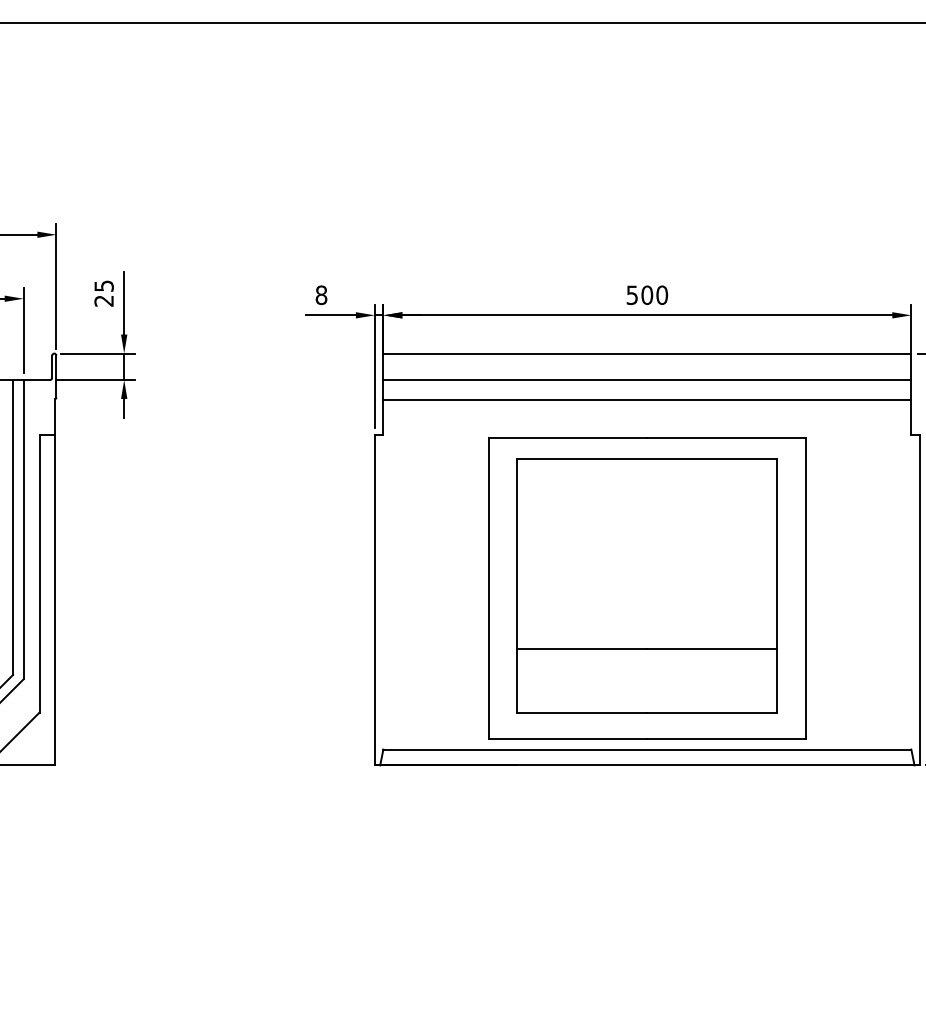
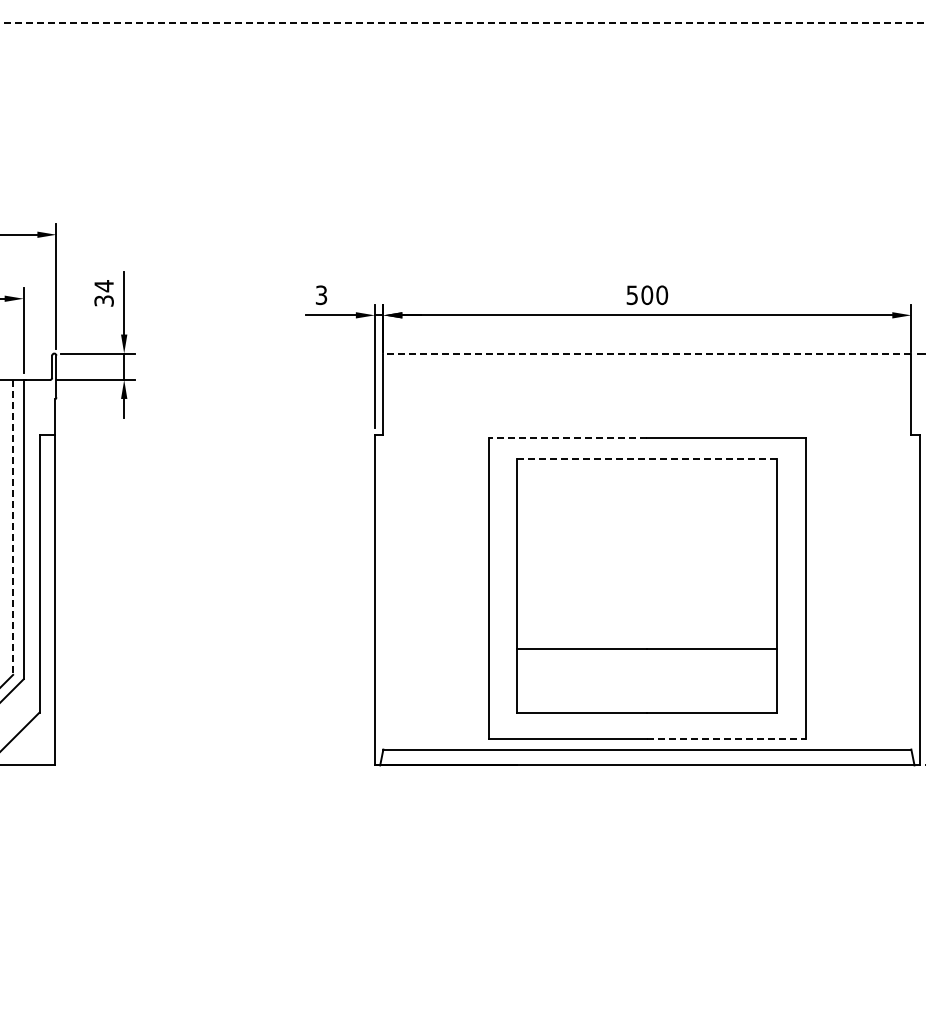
line: solid -> dashed (463, 23)
text: 25 -> 34 (103, 293)
text: 8 -> 3 (321, 294)
line: solid -> dashed (647, 353)
line: present -> none (647, 379)
line: present -> none (647, 399)
line: solid -> dashed (567, 438)
line: solid -> dashed (647, 459)
line: solid -> dashed (13, 527)
line: solid -> dashed (727, 739)
